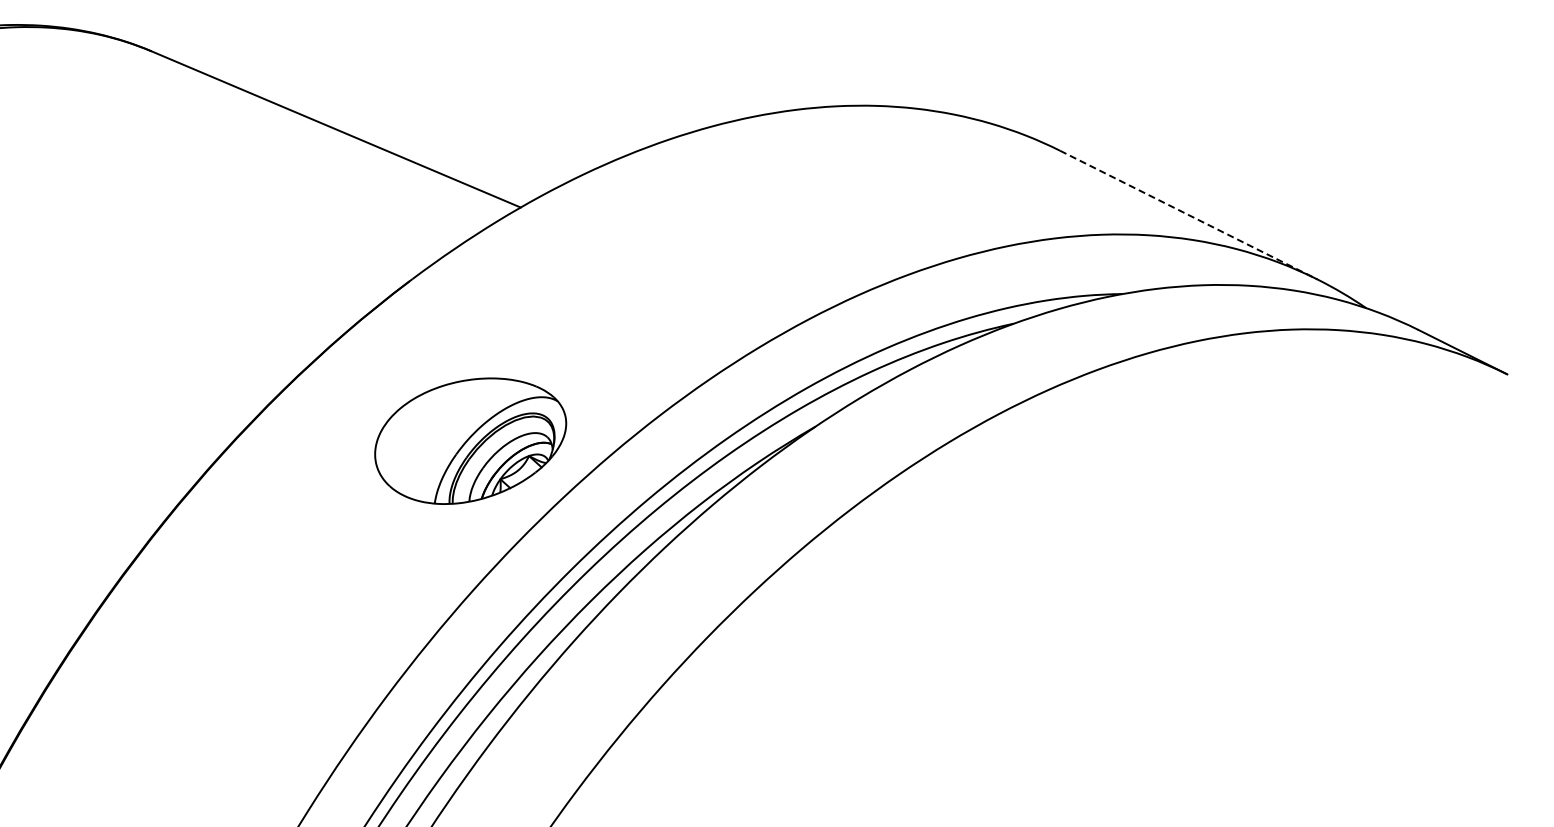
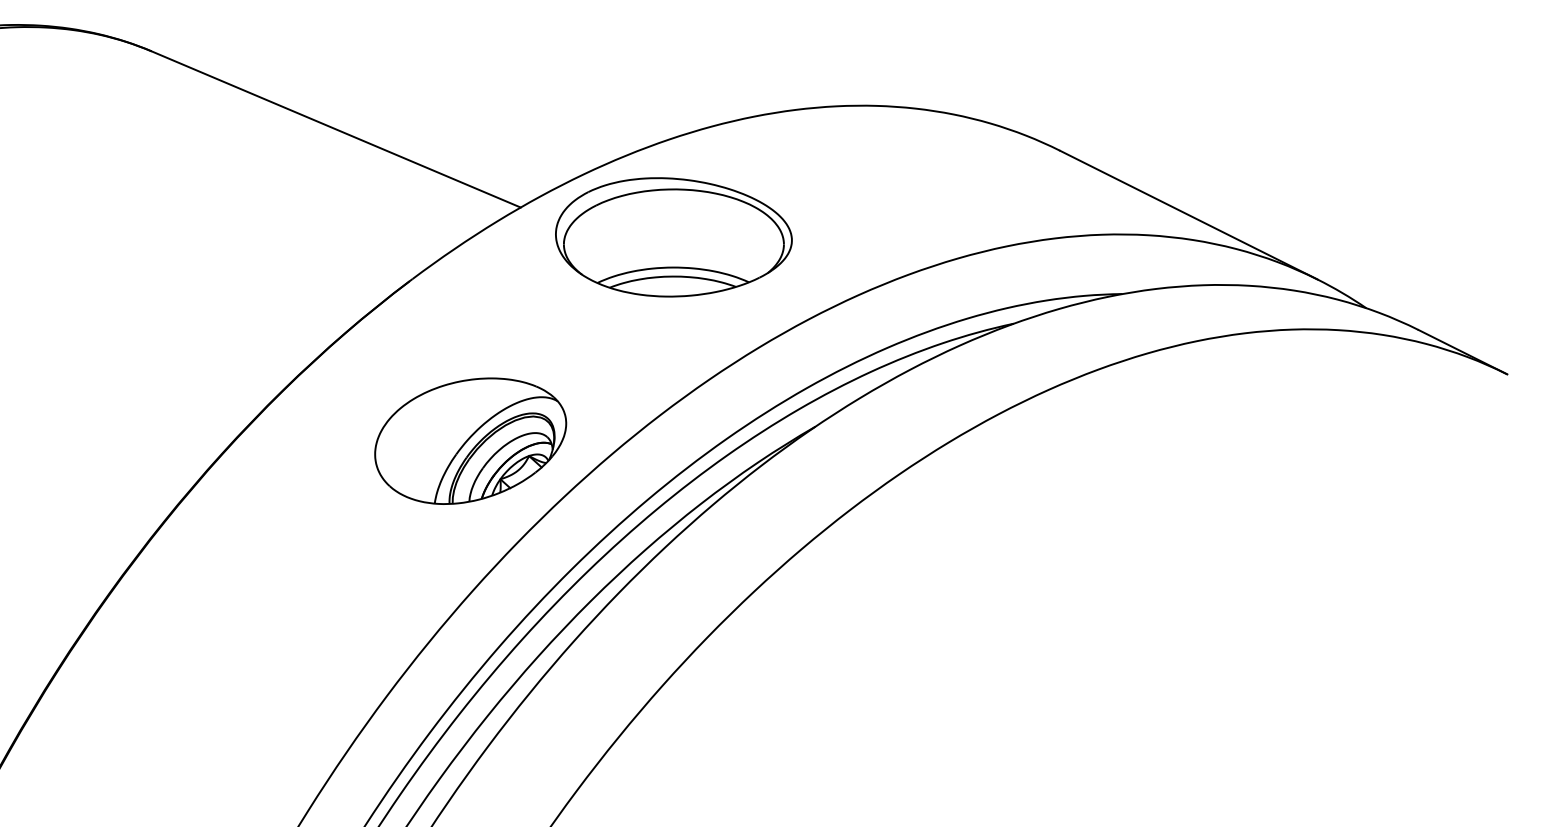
line: dashed -> solid (1188, 215)
part: none -> present (673, 237)
